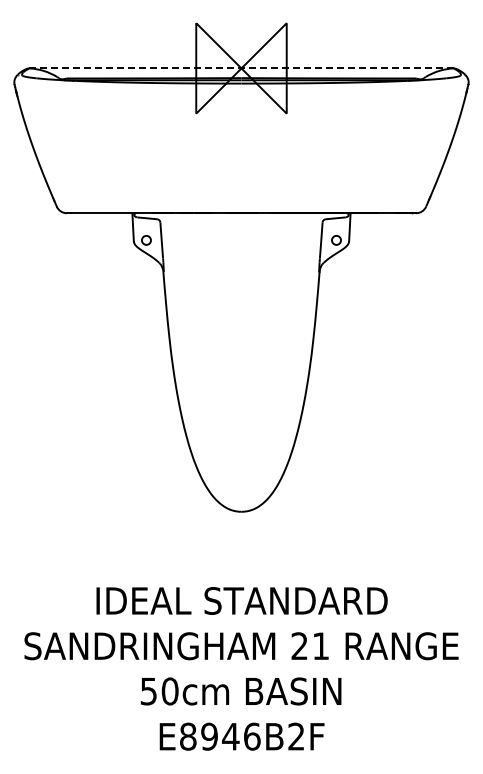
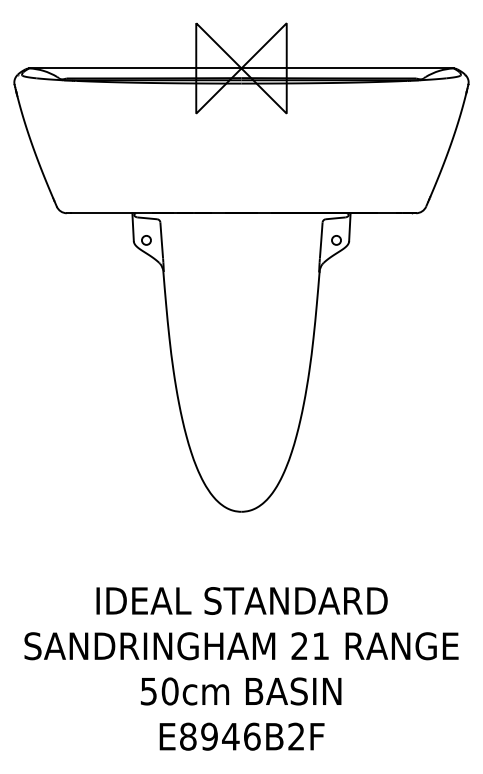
line: dashed -> solid (241, 68)
